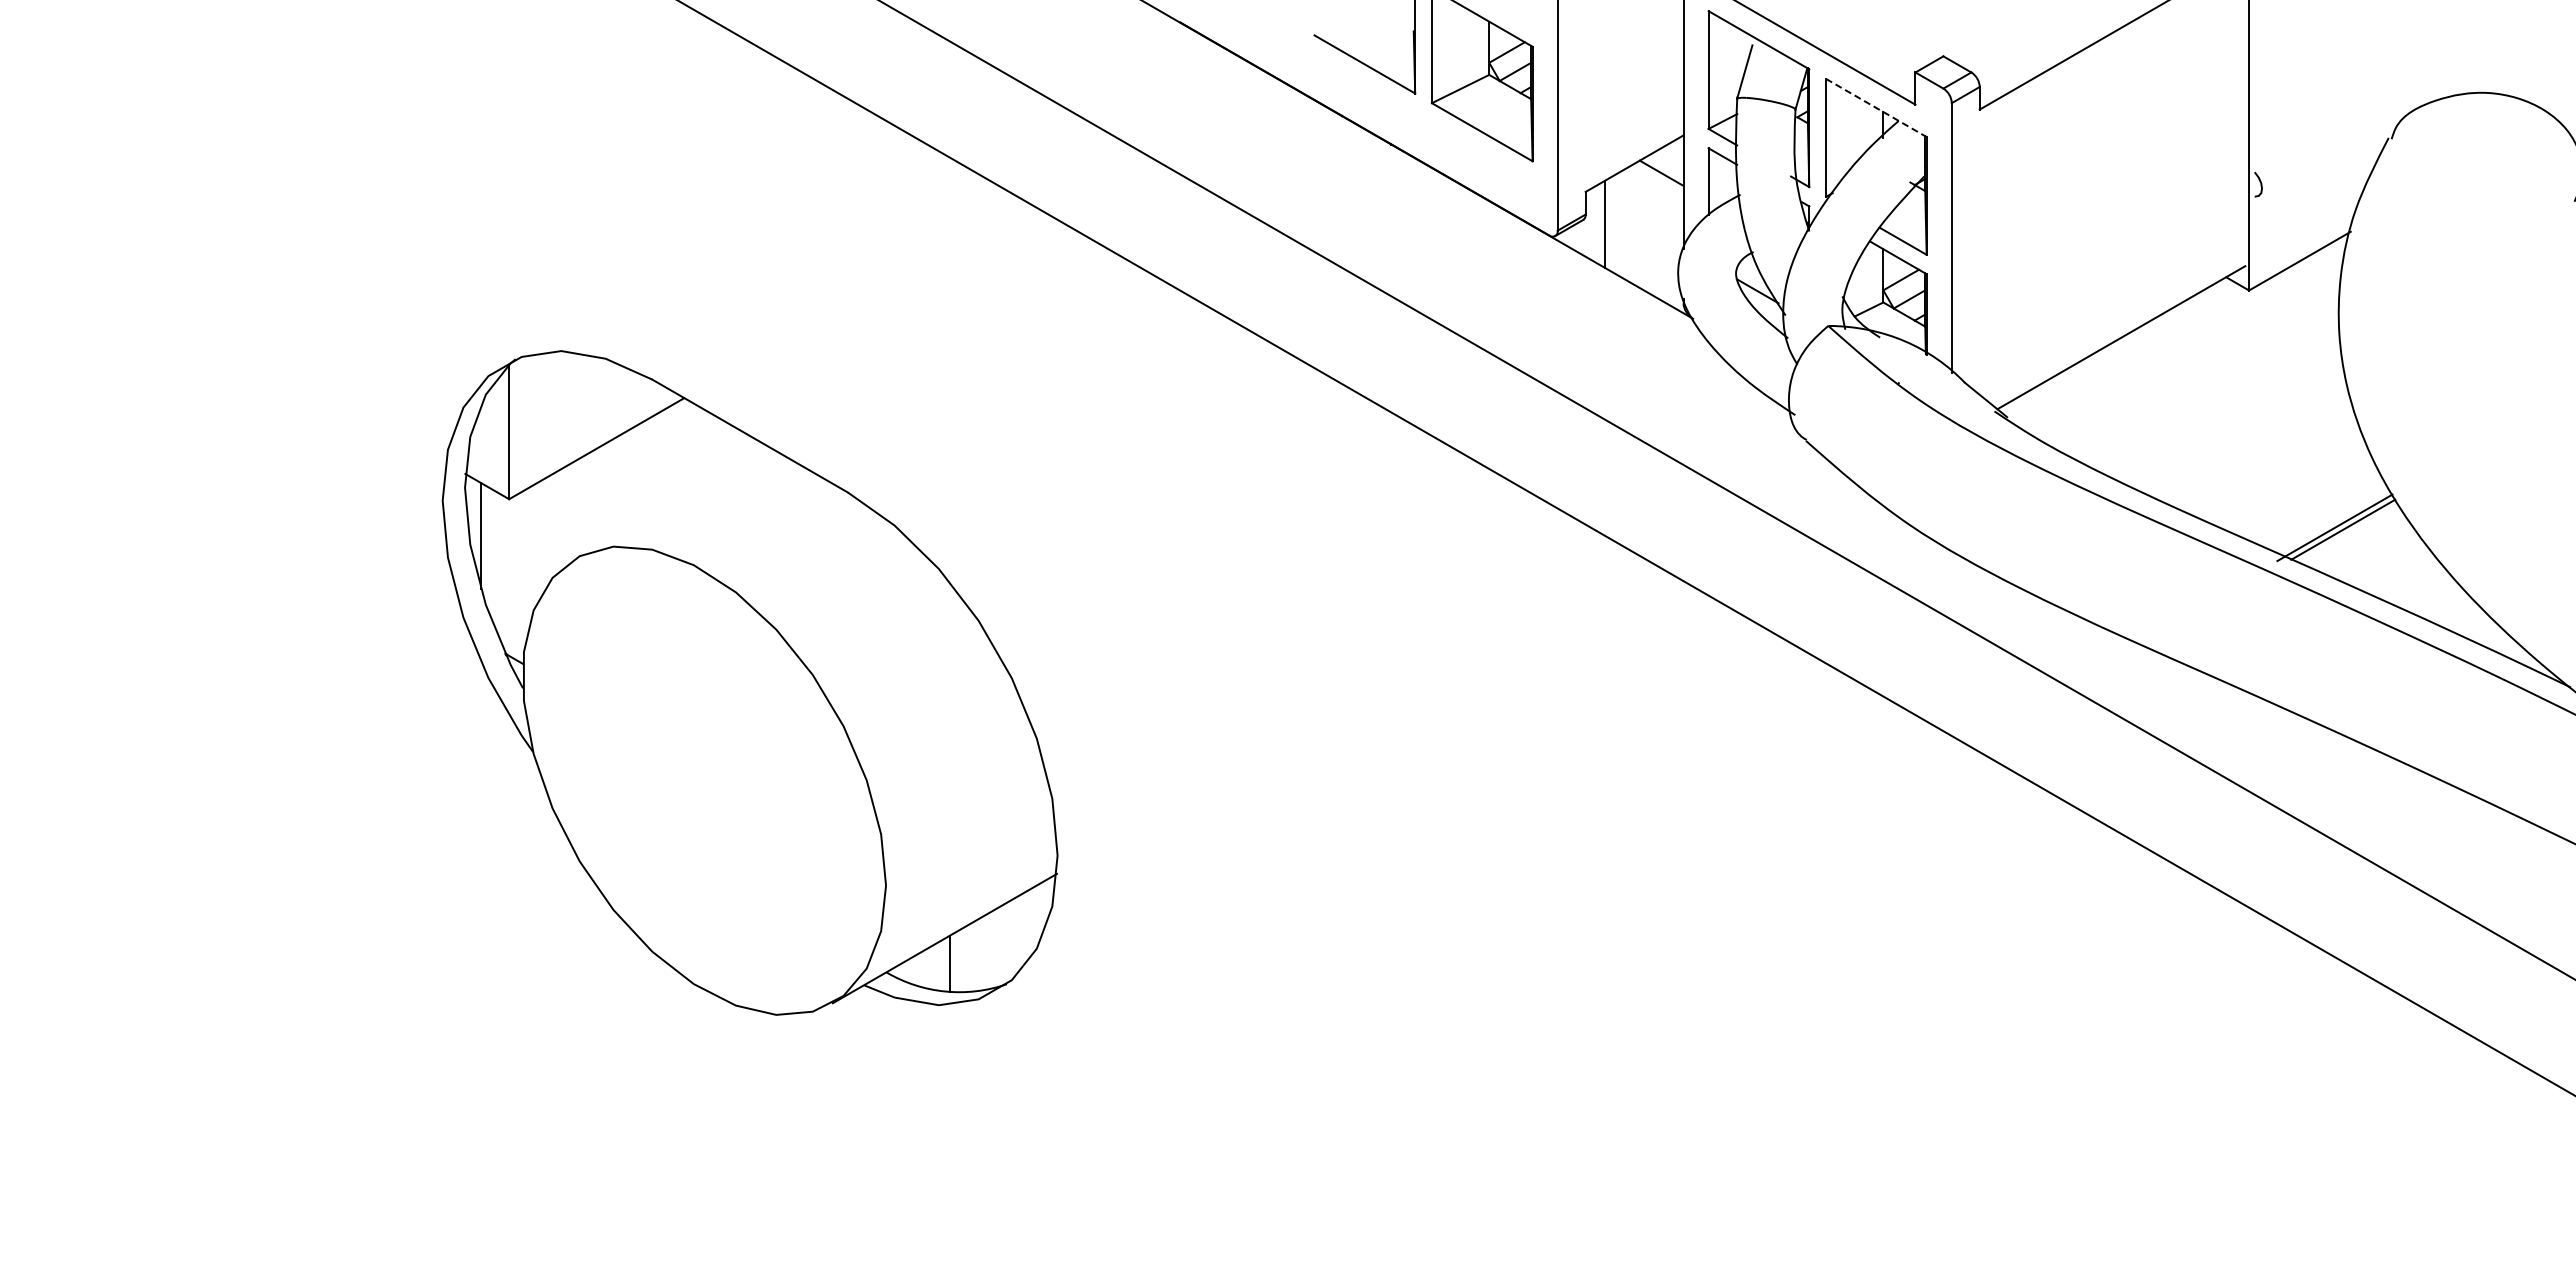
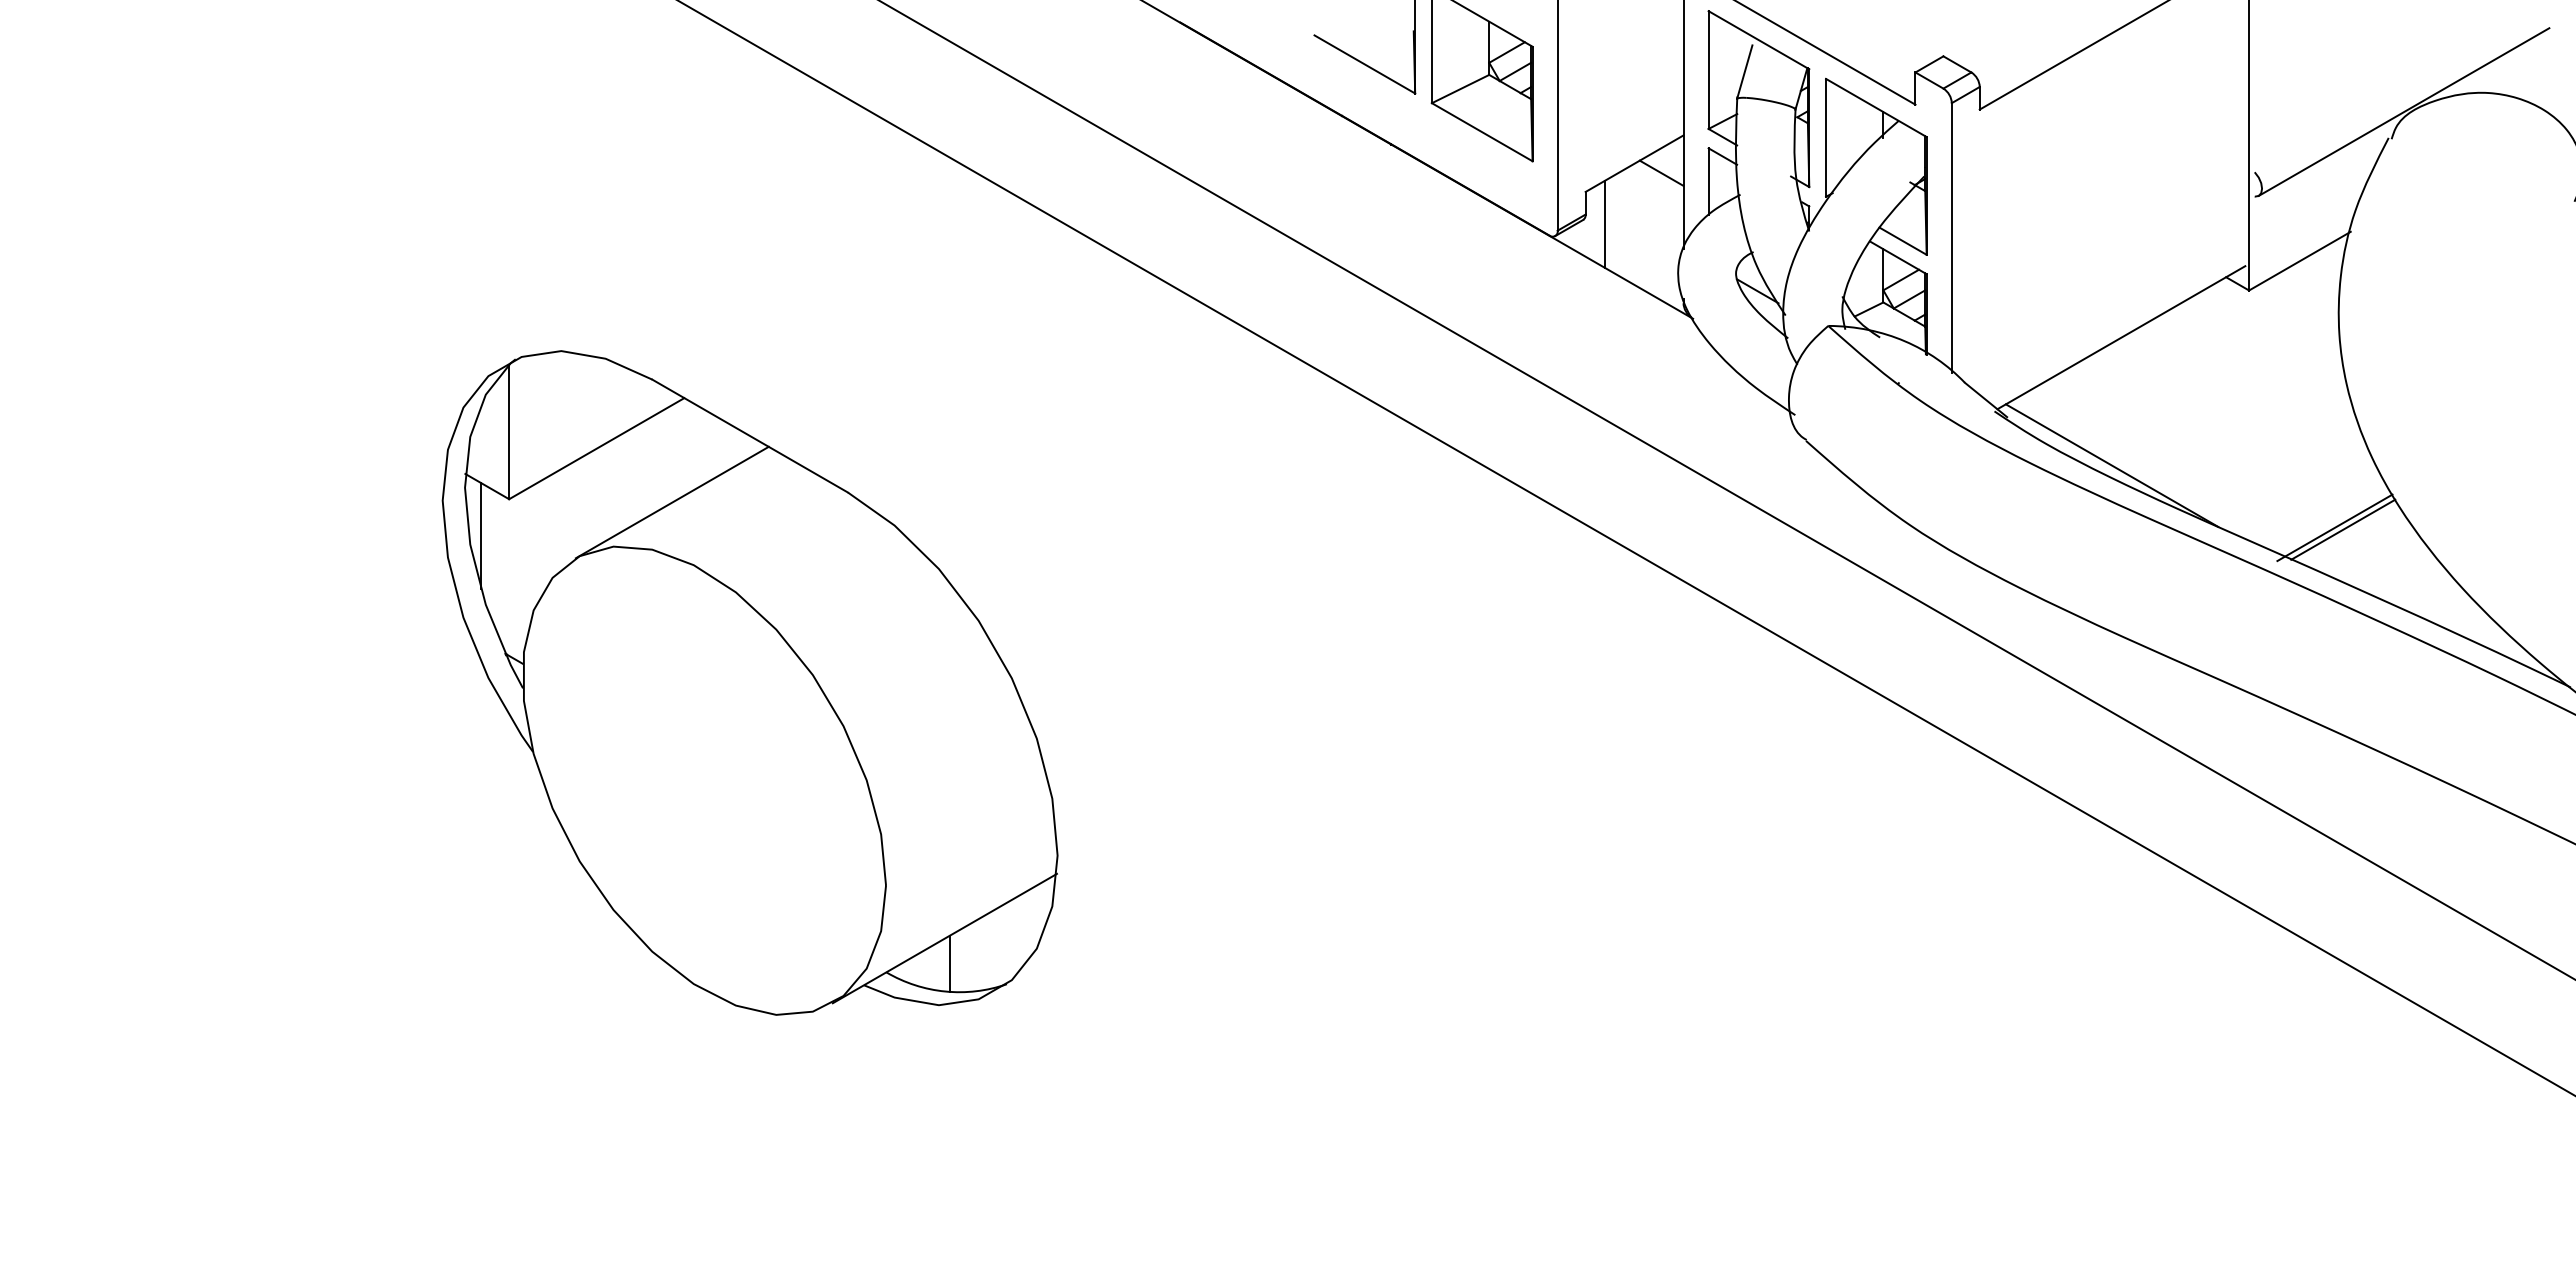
line: dashed -> solid (1876, 108)
line: none -> present (2403, 111)
line: none -> present (2111, 465)
line: none -> present (671, 502)
